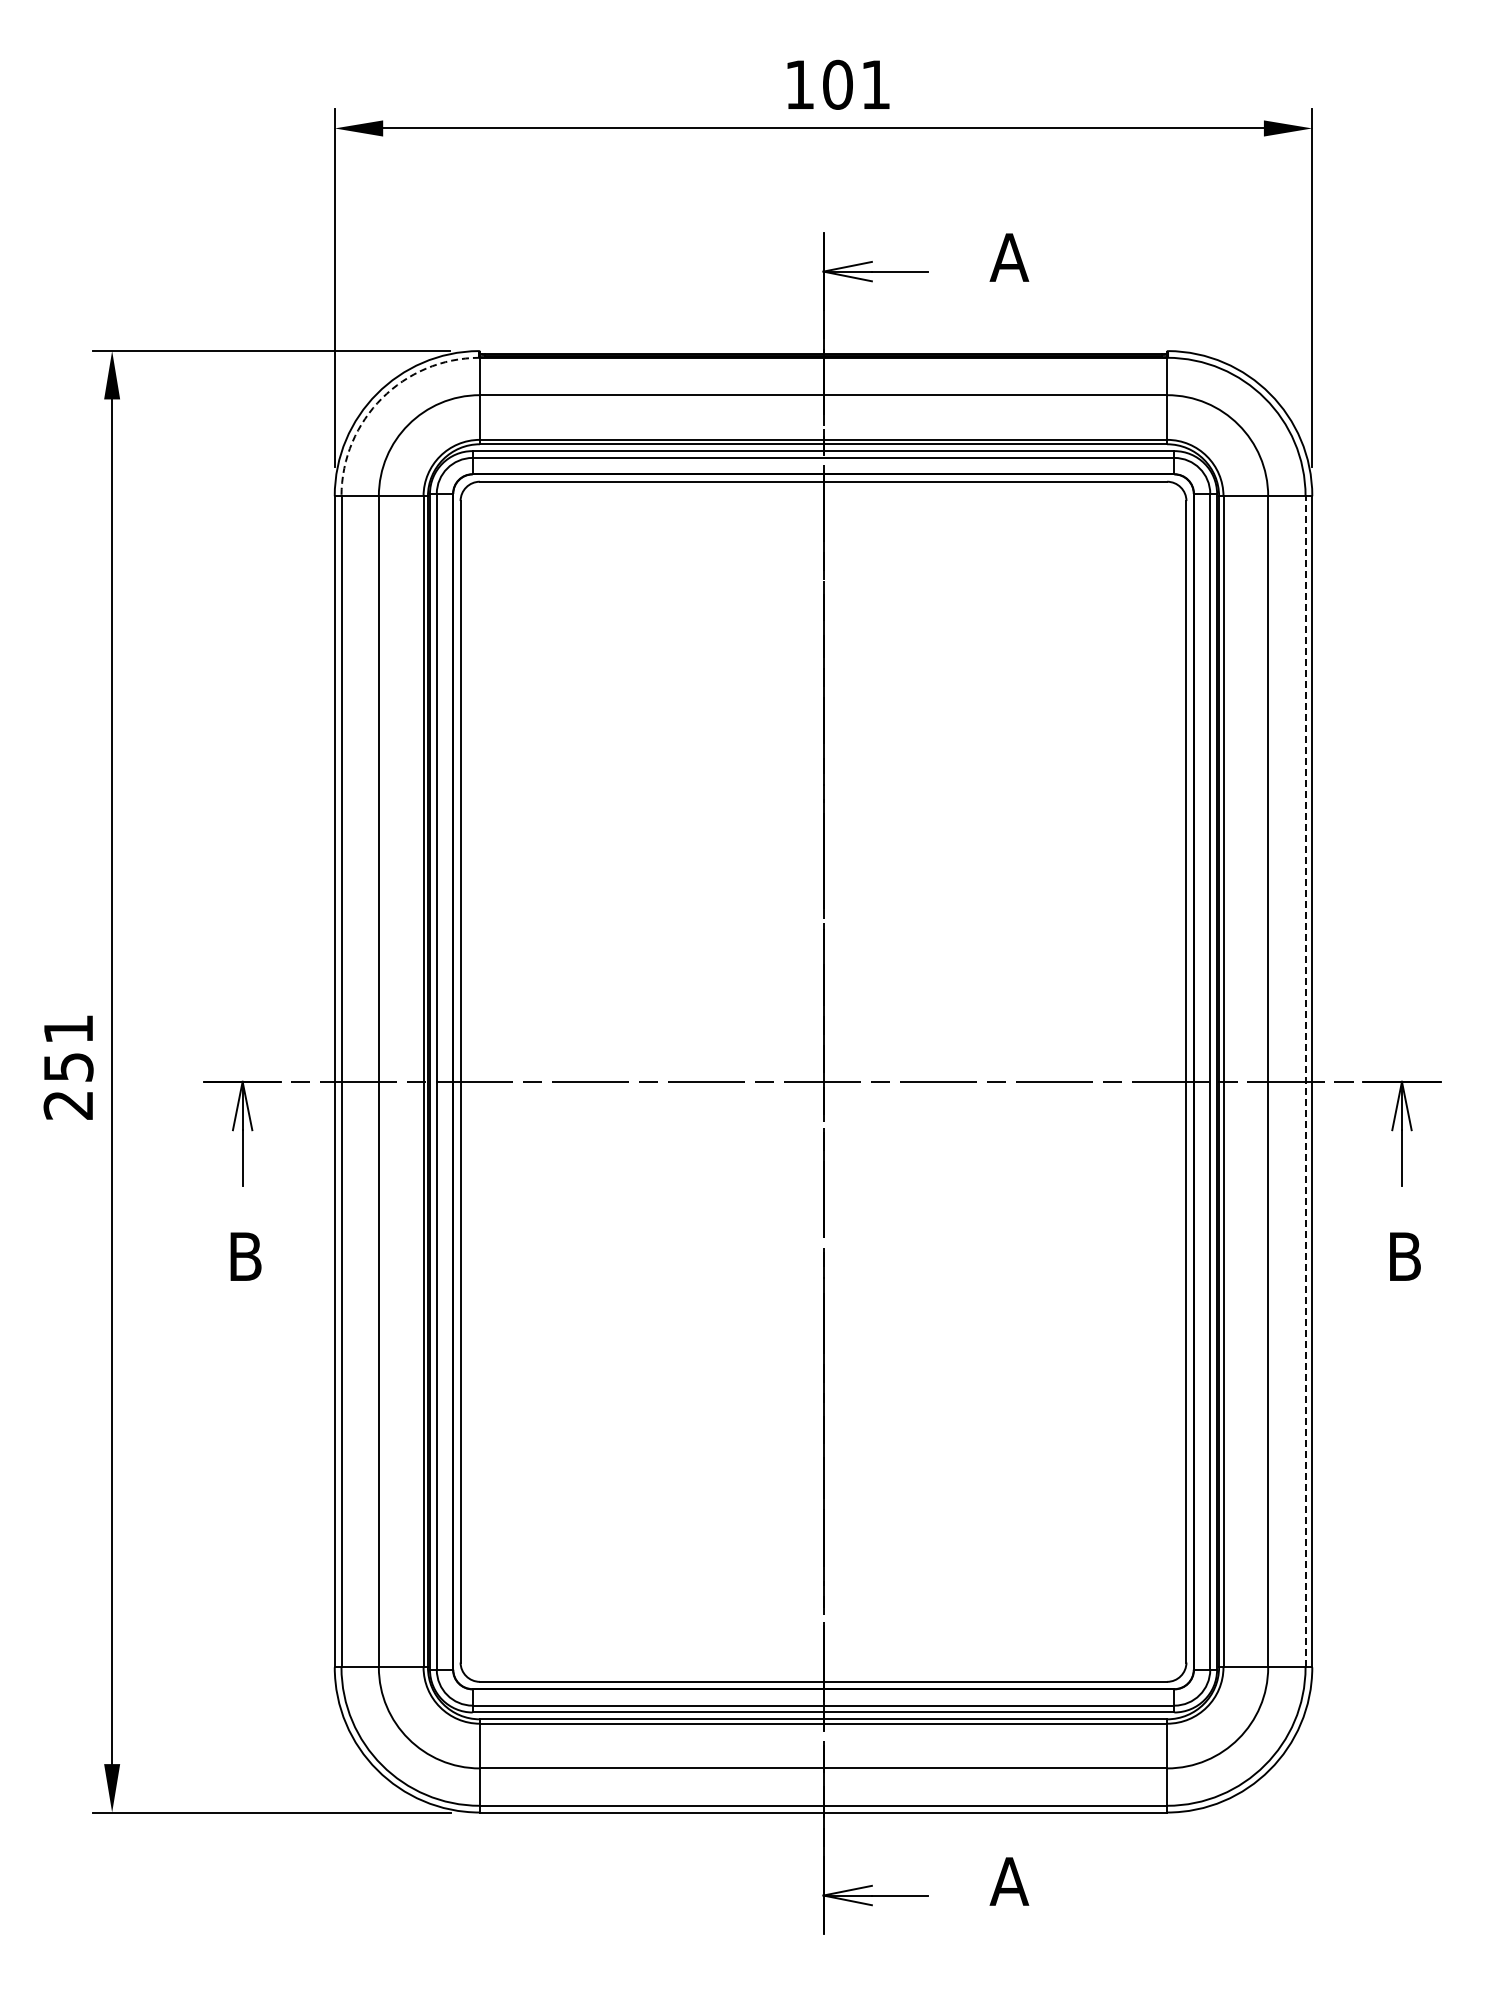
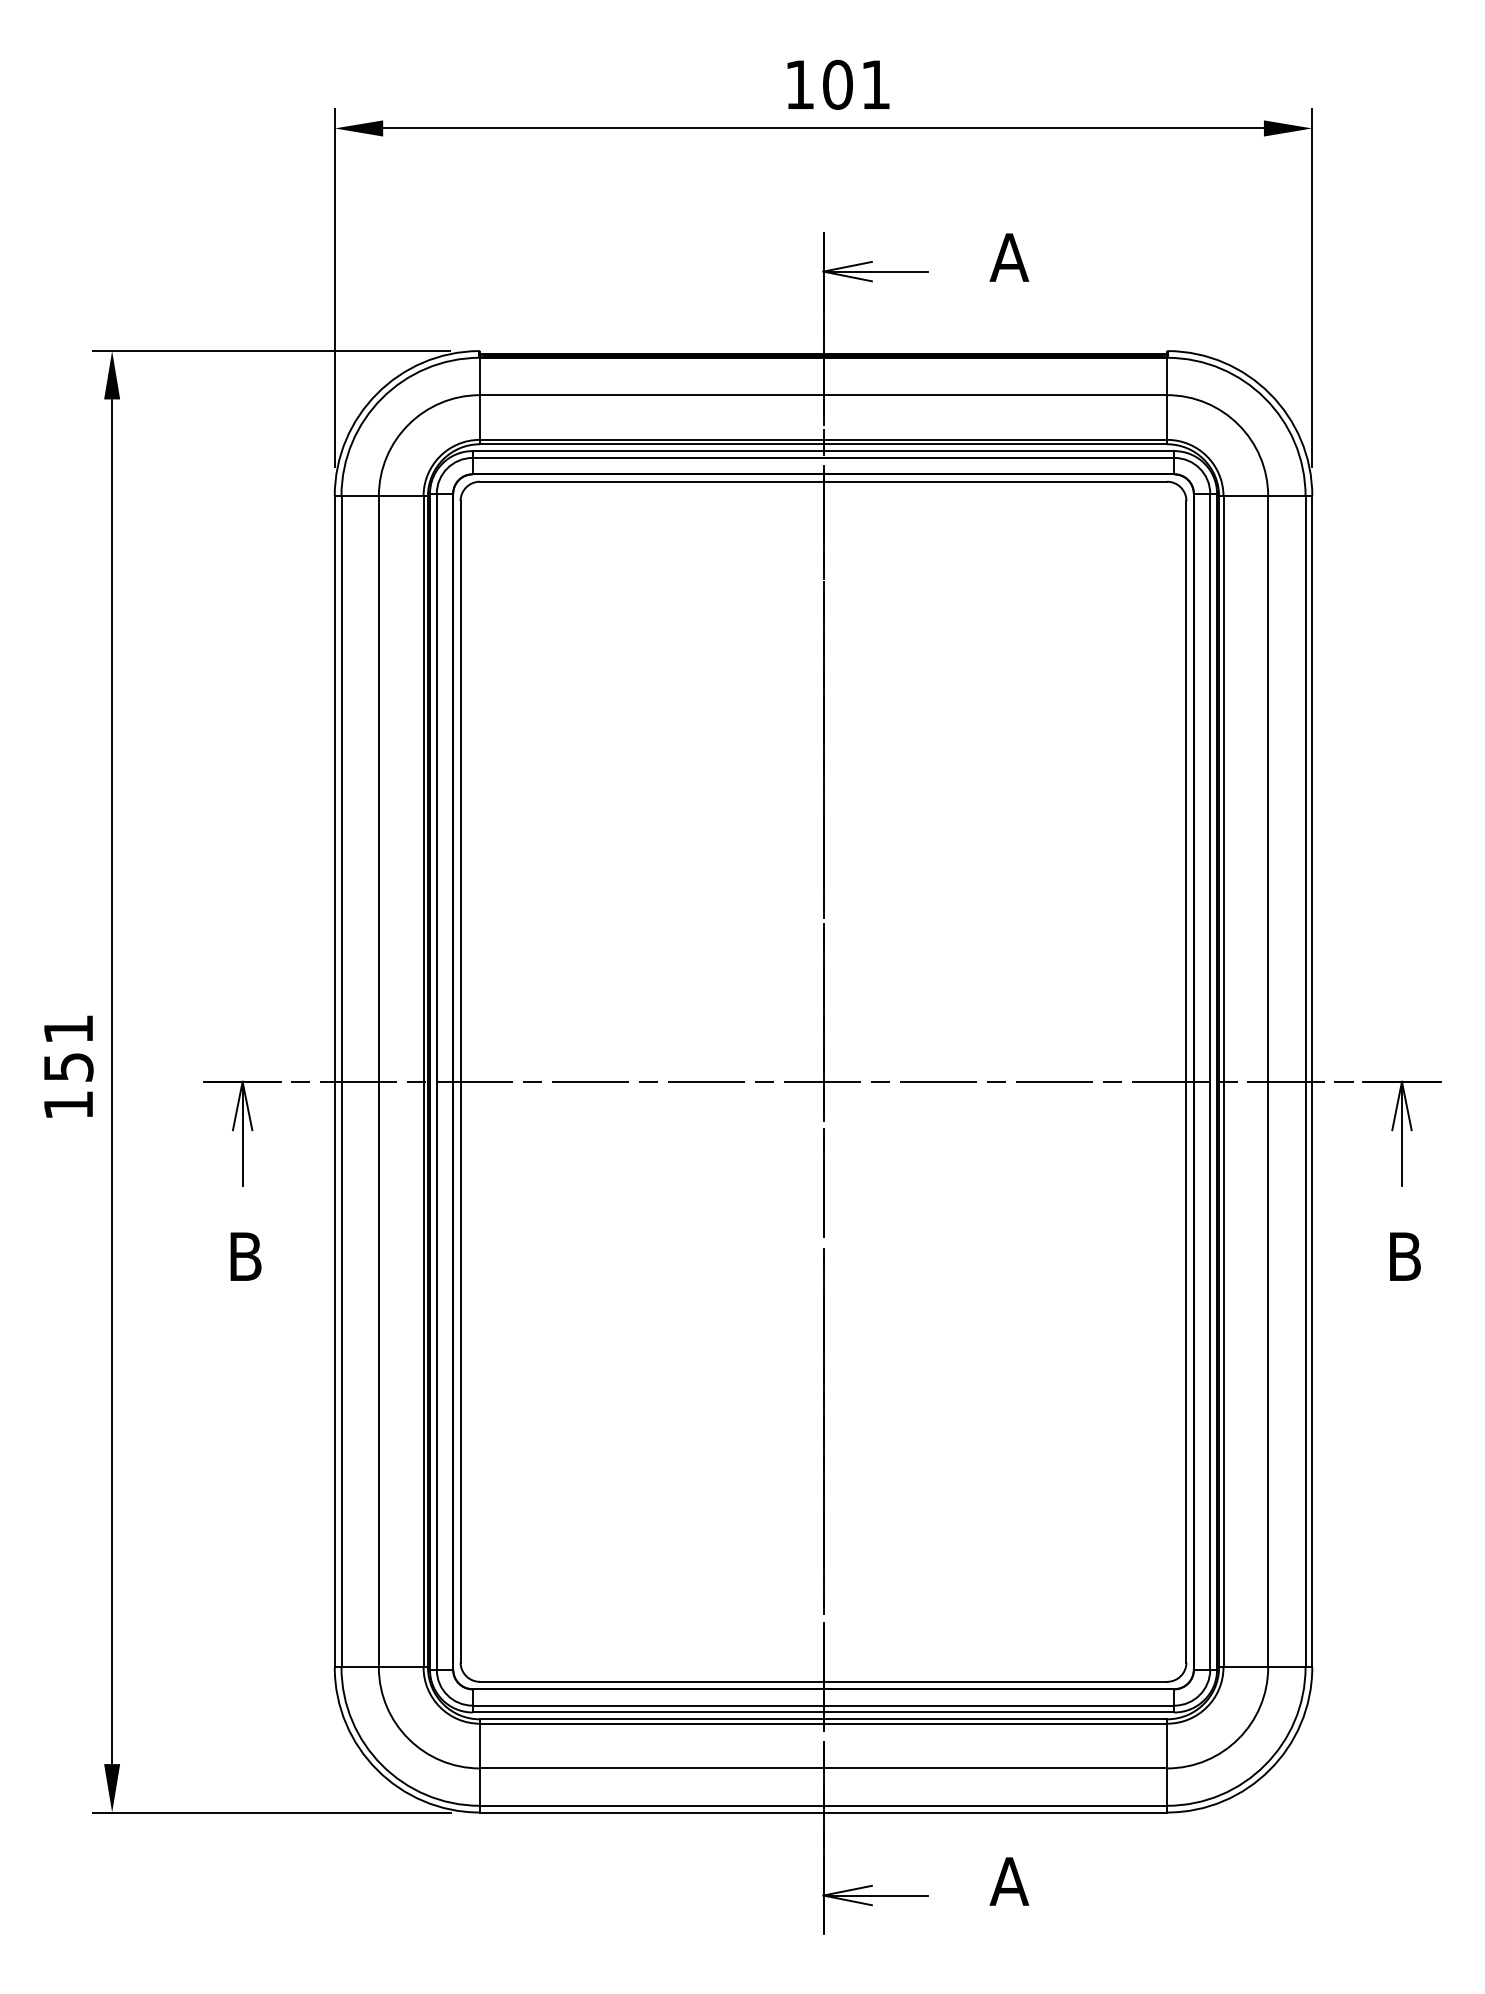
arc: dashed -> solid (382, 398)
line: dashed -> solid (1305, 1081)
text: 251 -> 151 (67, 1105)
